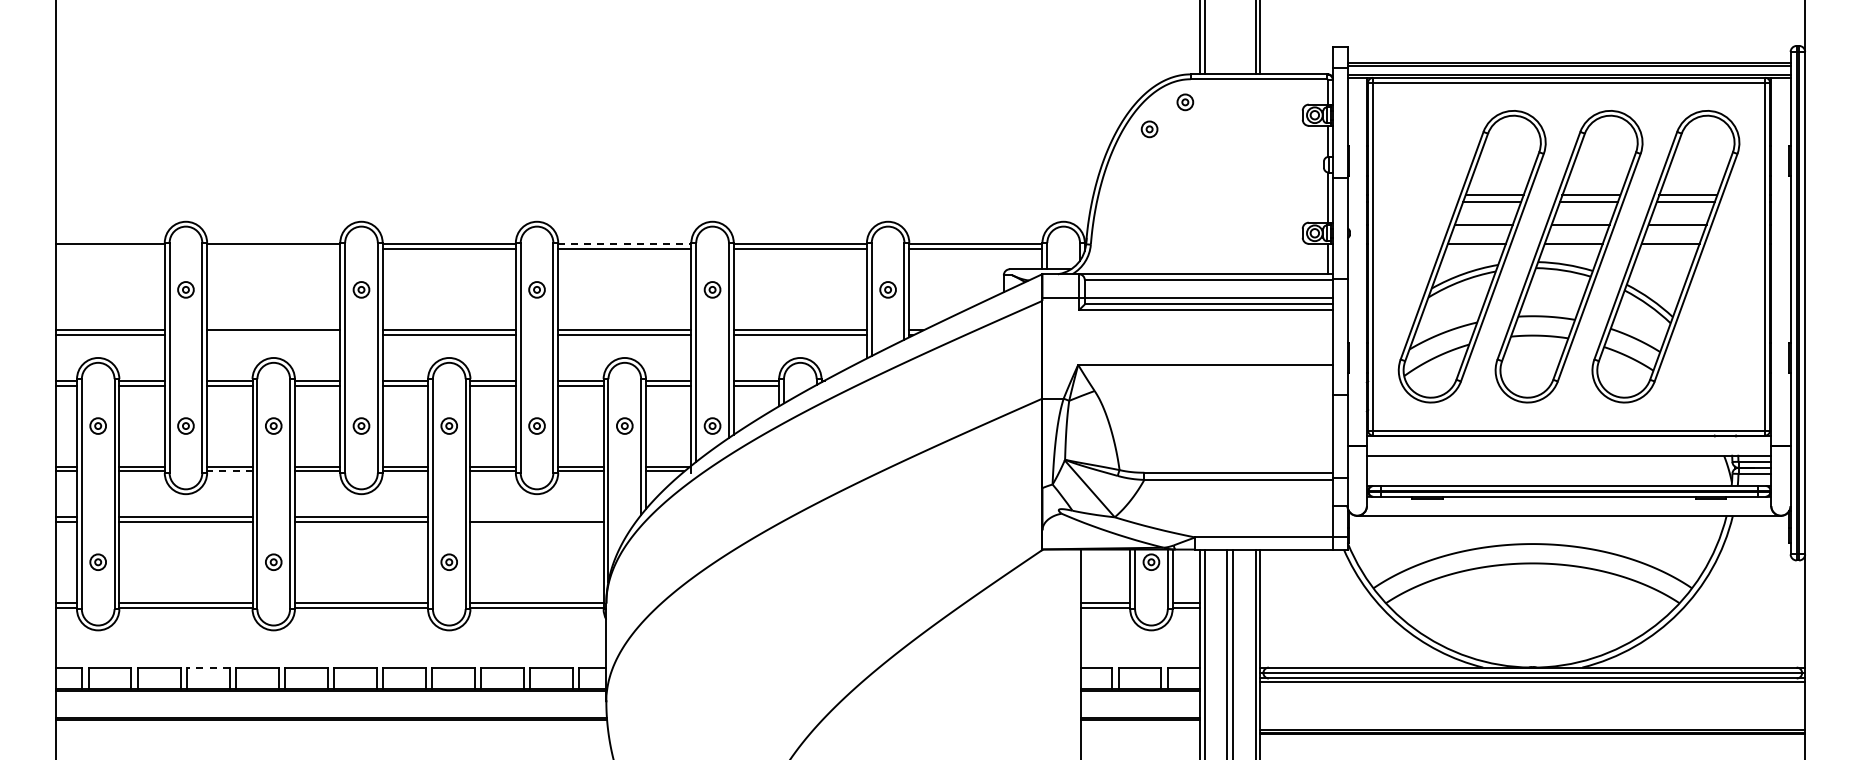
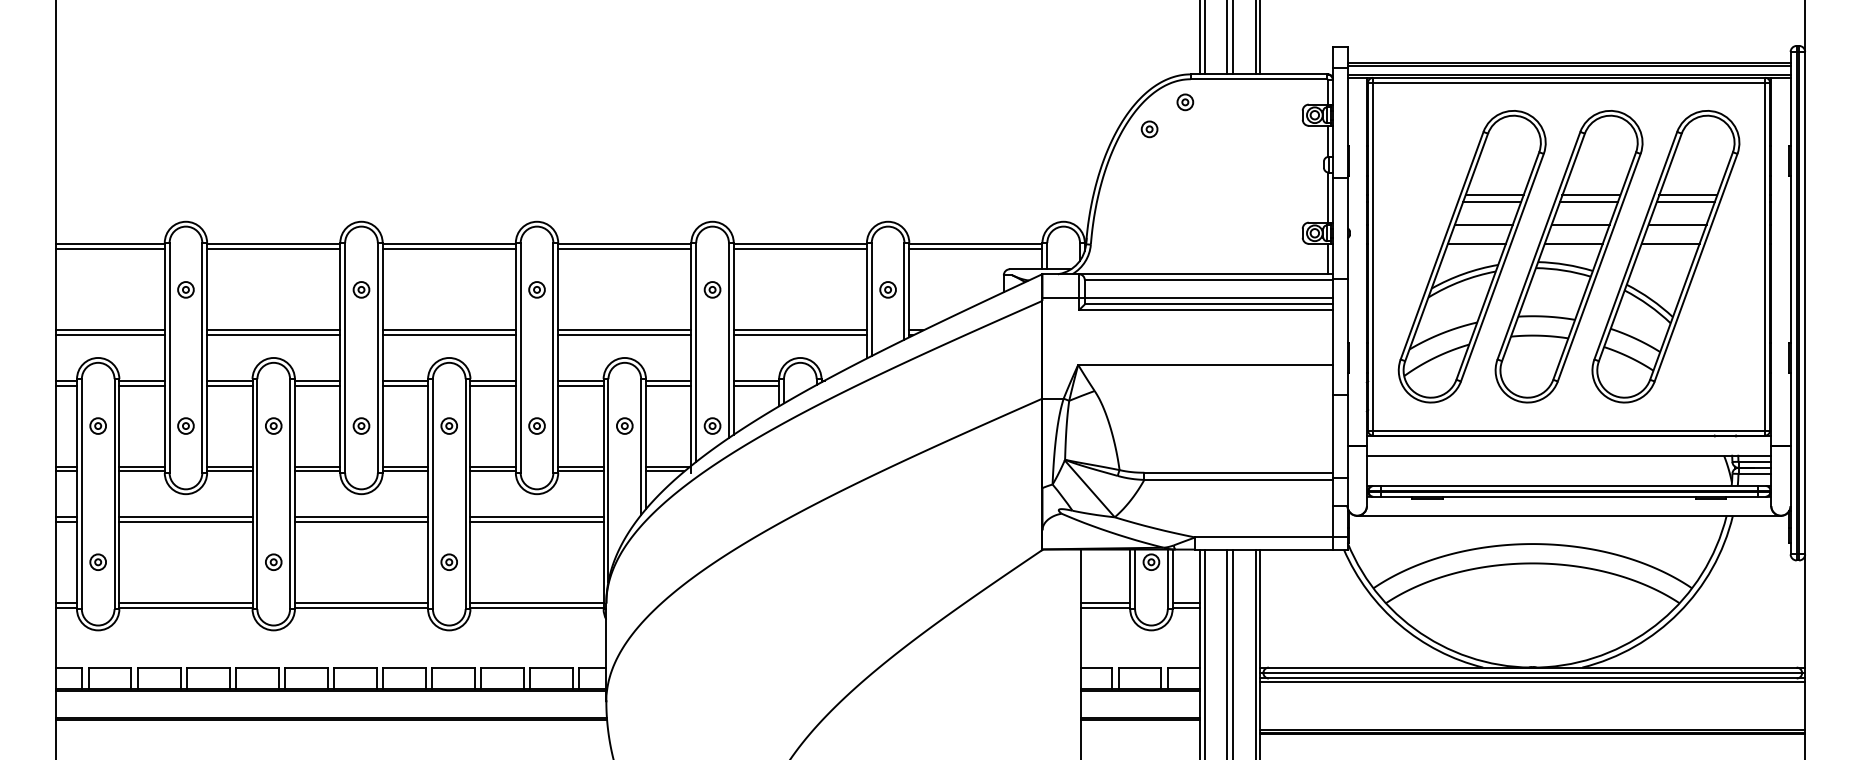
line: none -> present (1227, 38)
line: none -> present (1233, 38)
line: dashed -> solid (624, 244)
line: none -> present (109, 249)
line: none -> present (273, 249)
line: none -> present (273, 335)
line: dashed -> solid (229, 471)
line: none -> present (536, 516)
line: dashed -> solid (207, 668)
